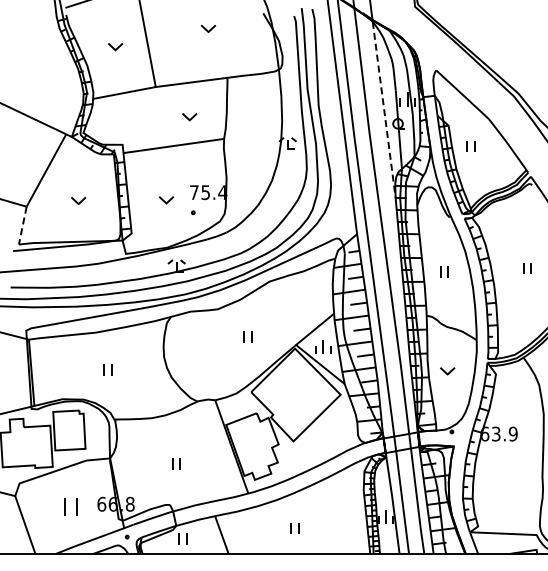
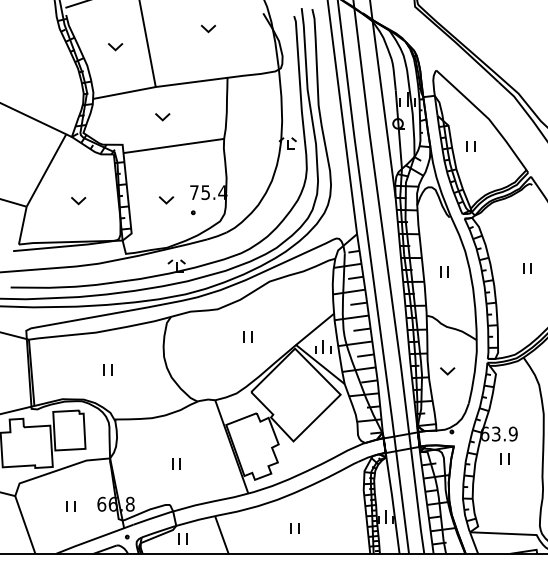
line: dashed -> solid (384, 109)
part position: (189, 117) -> (162, 117) (162, 117)
line: dashed -> solid (22, 226)
part: none -> present (504, 458)
part size: 14x18 px -> 10x11 px (70, 506)
